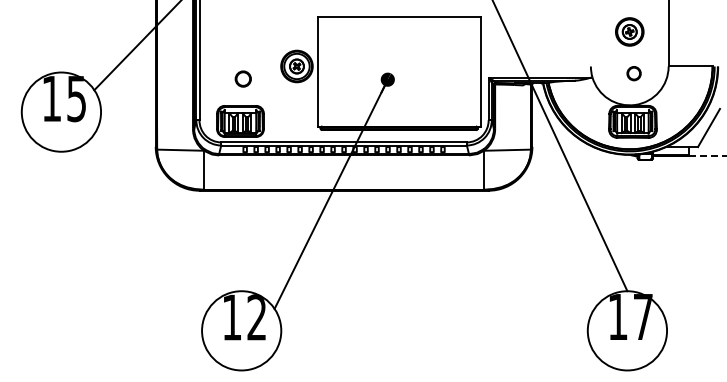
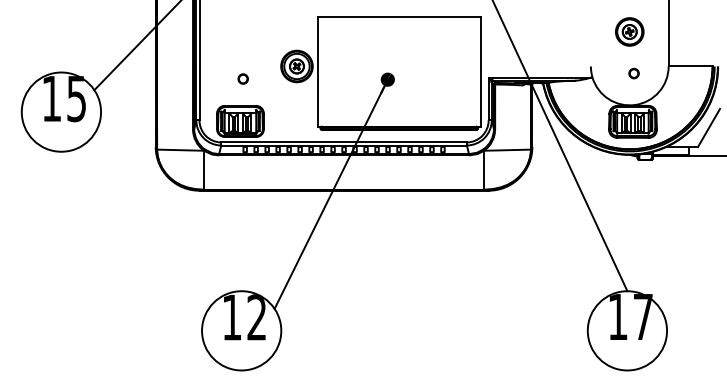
part size: 16x16 px -> 12x13 px (633, 73)
part size: 18x18 px -> 12x12 px (242, 78)
line: dashed -> solid (707, 156)
